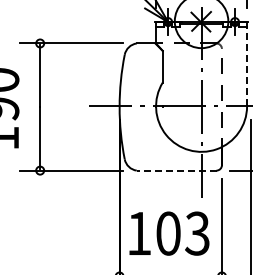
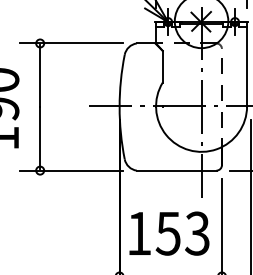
line: dashed -> solid (247, 65)
line: dashed -> solid (176, 170)
text: 103 -> 153 (167, 233)
